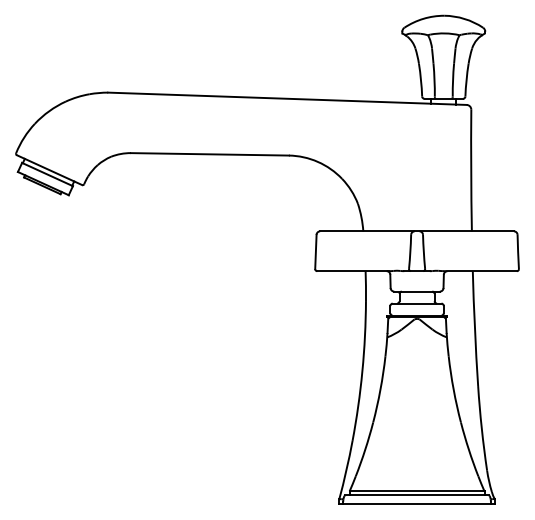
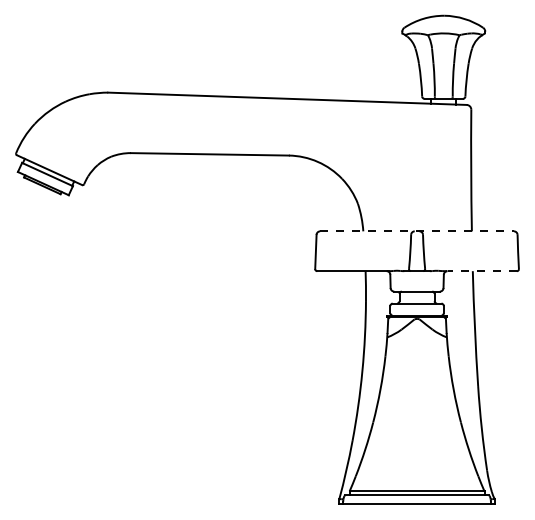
line: solid -> dashed (417, 231)
line: solid -> dashed (482, 271)
